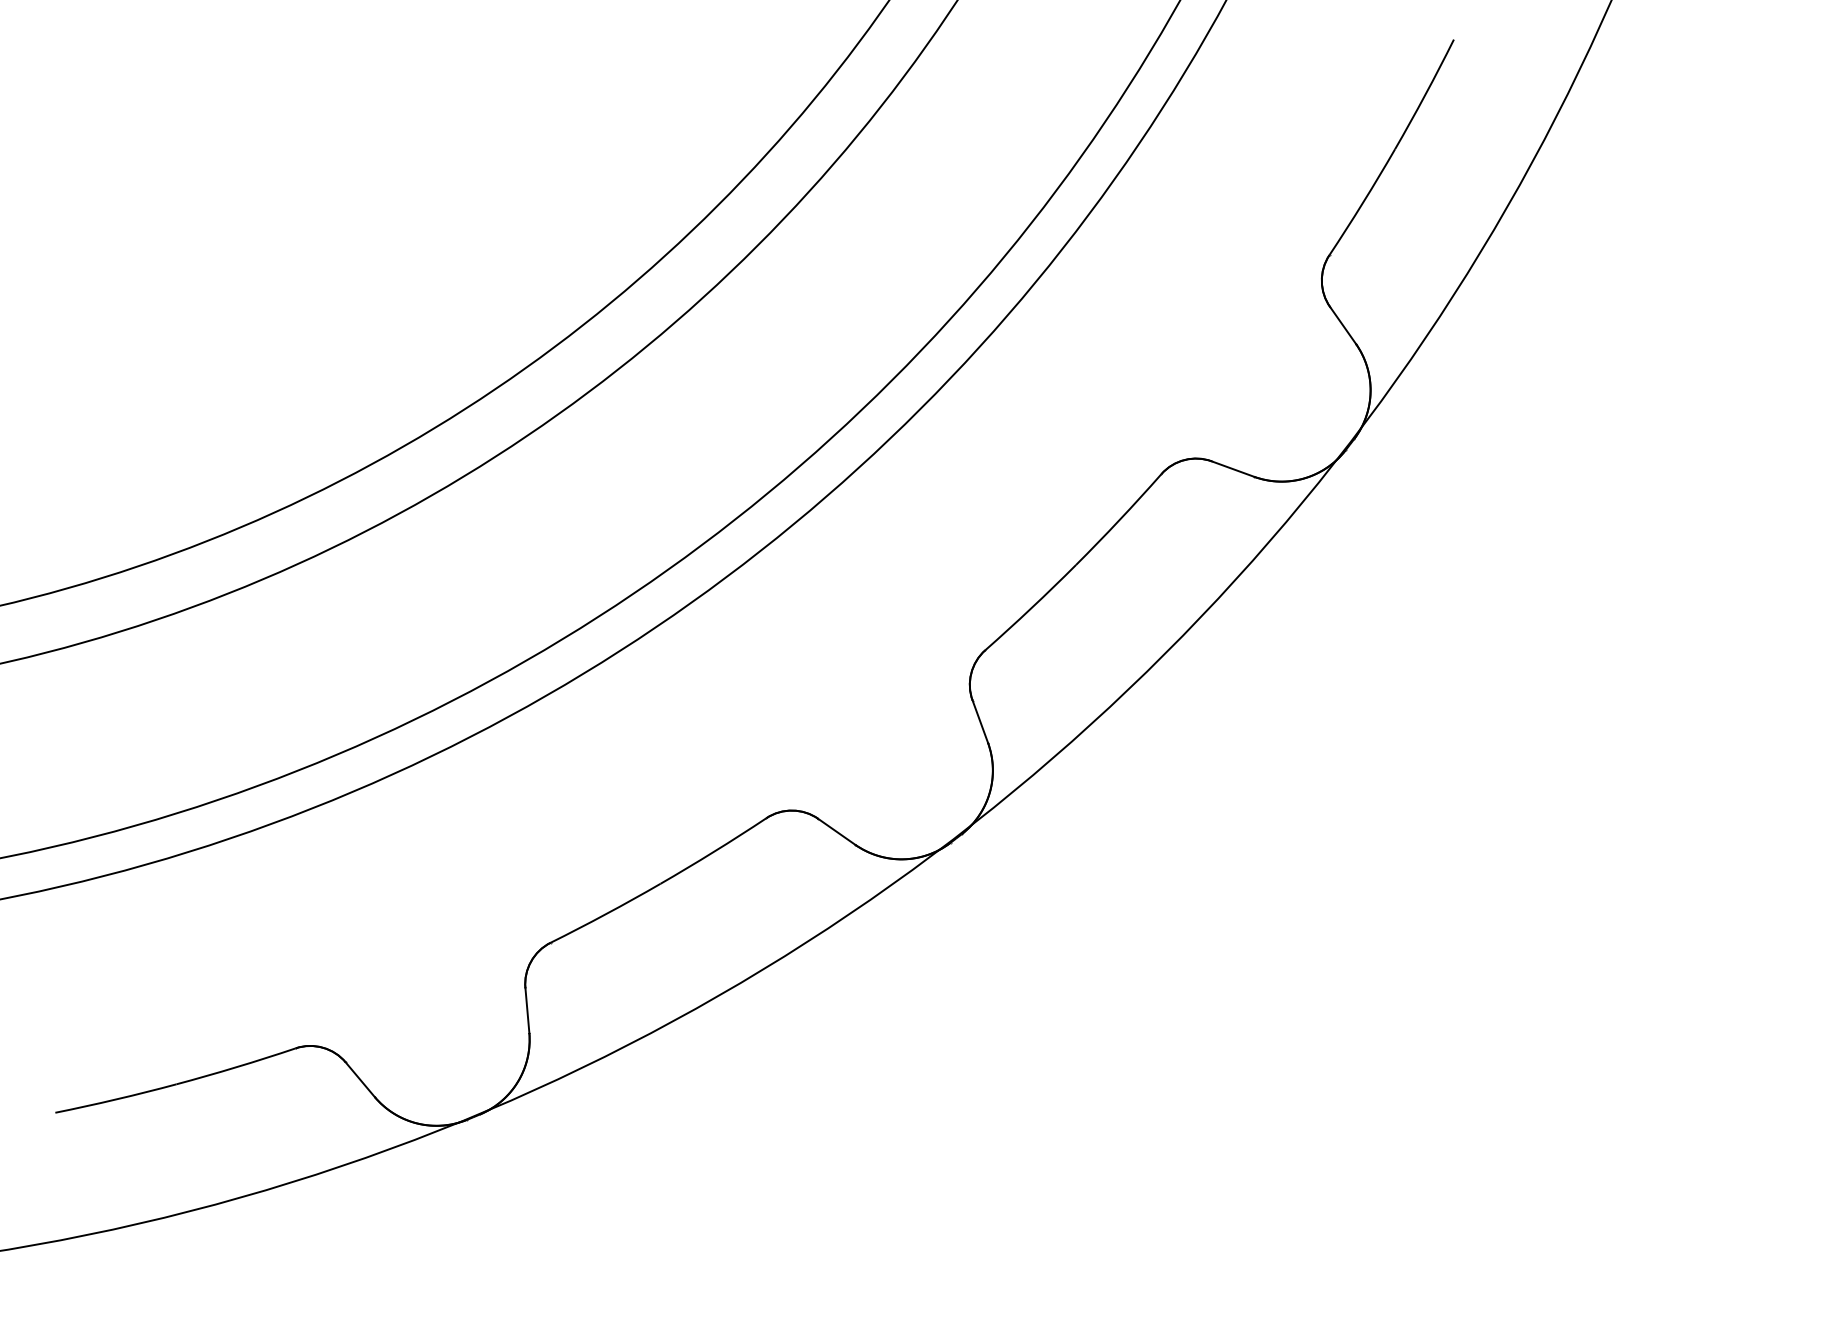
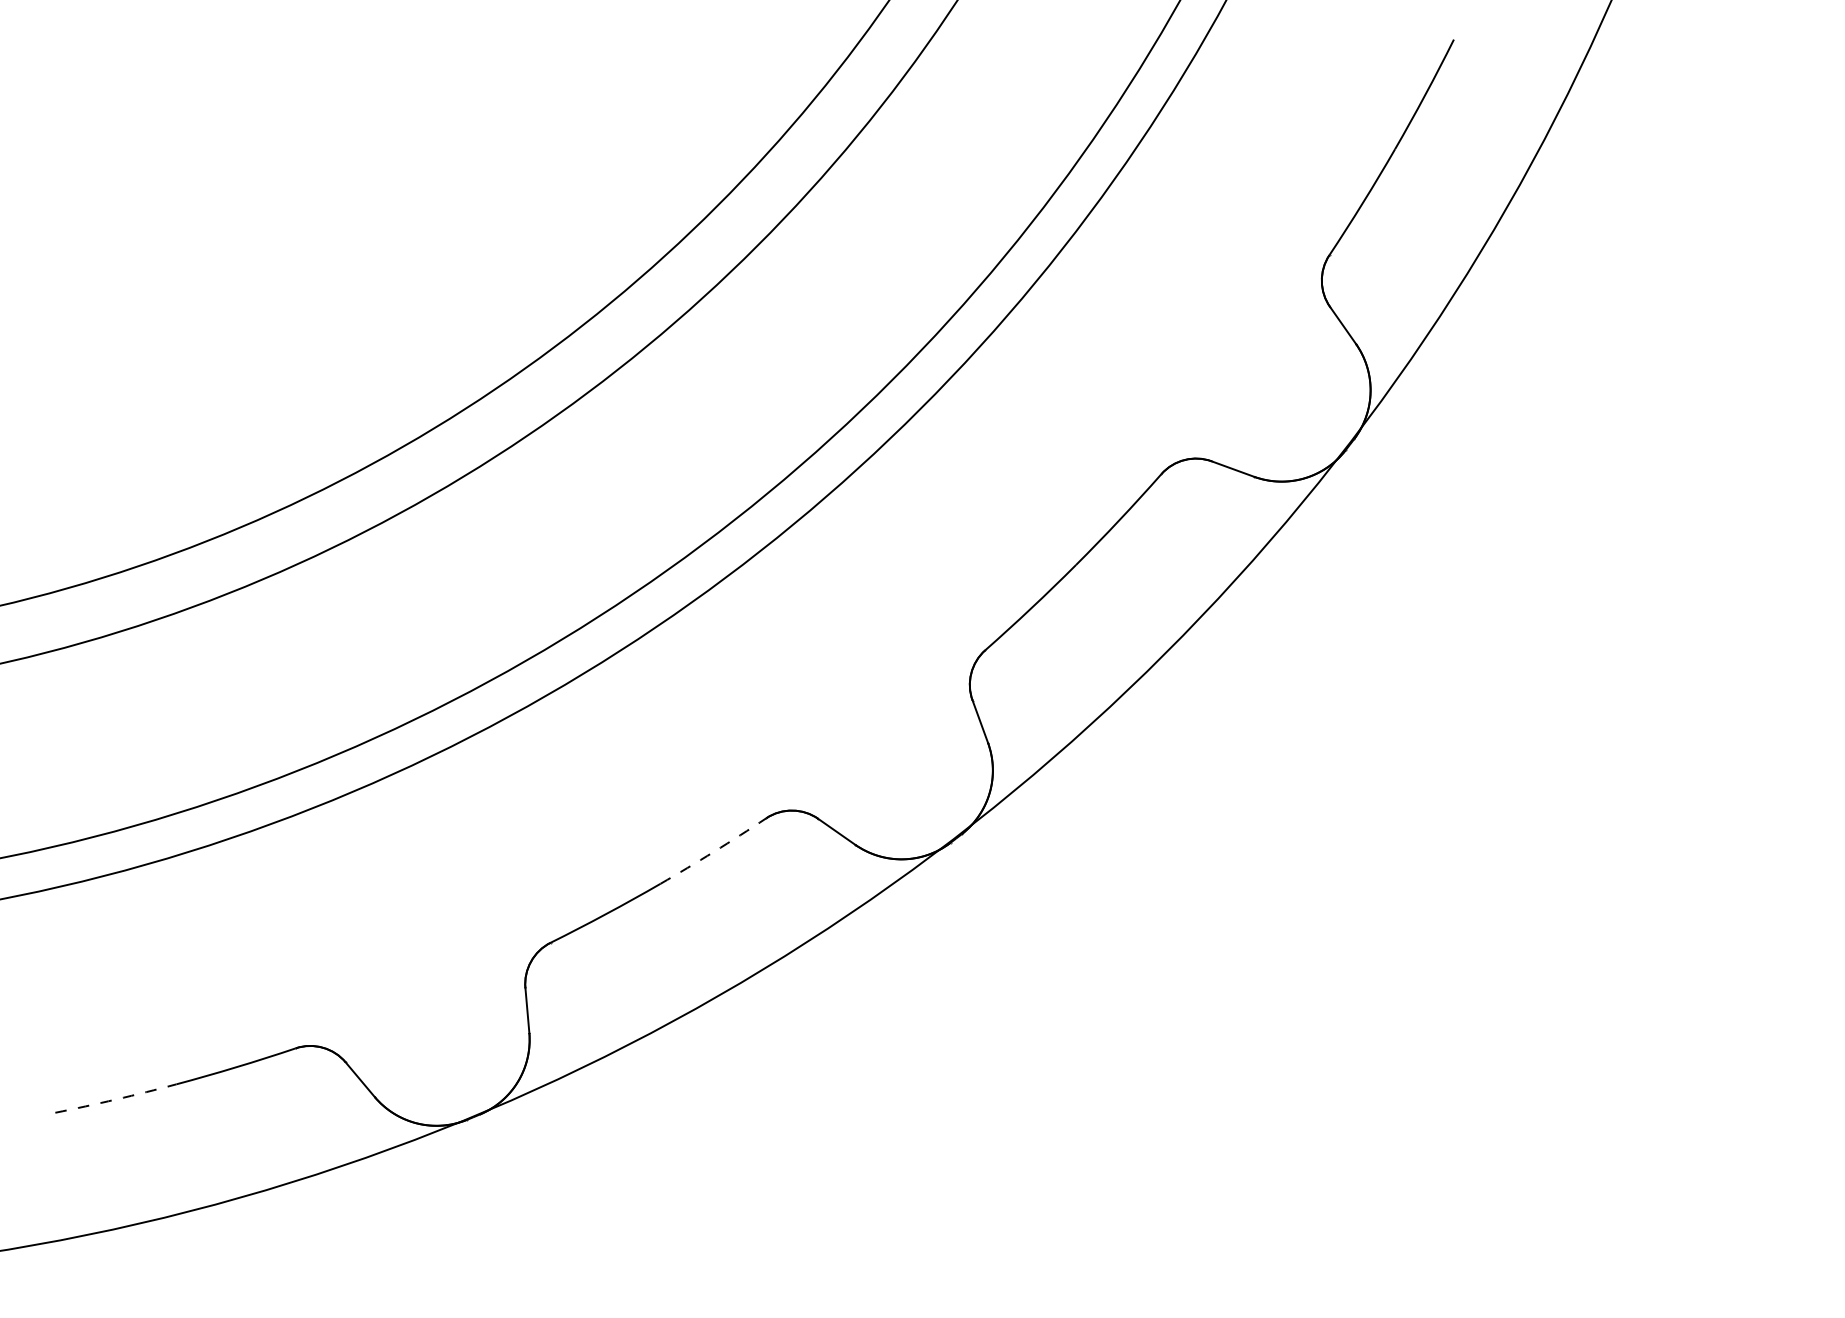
arc: solid -> dashed (713, 851)
arc: solid -> dashed (116, 1099)
